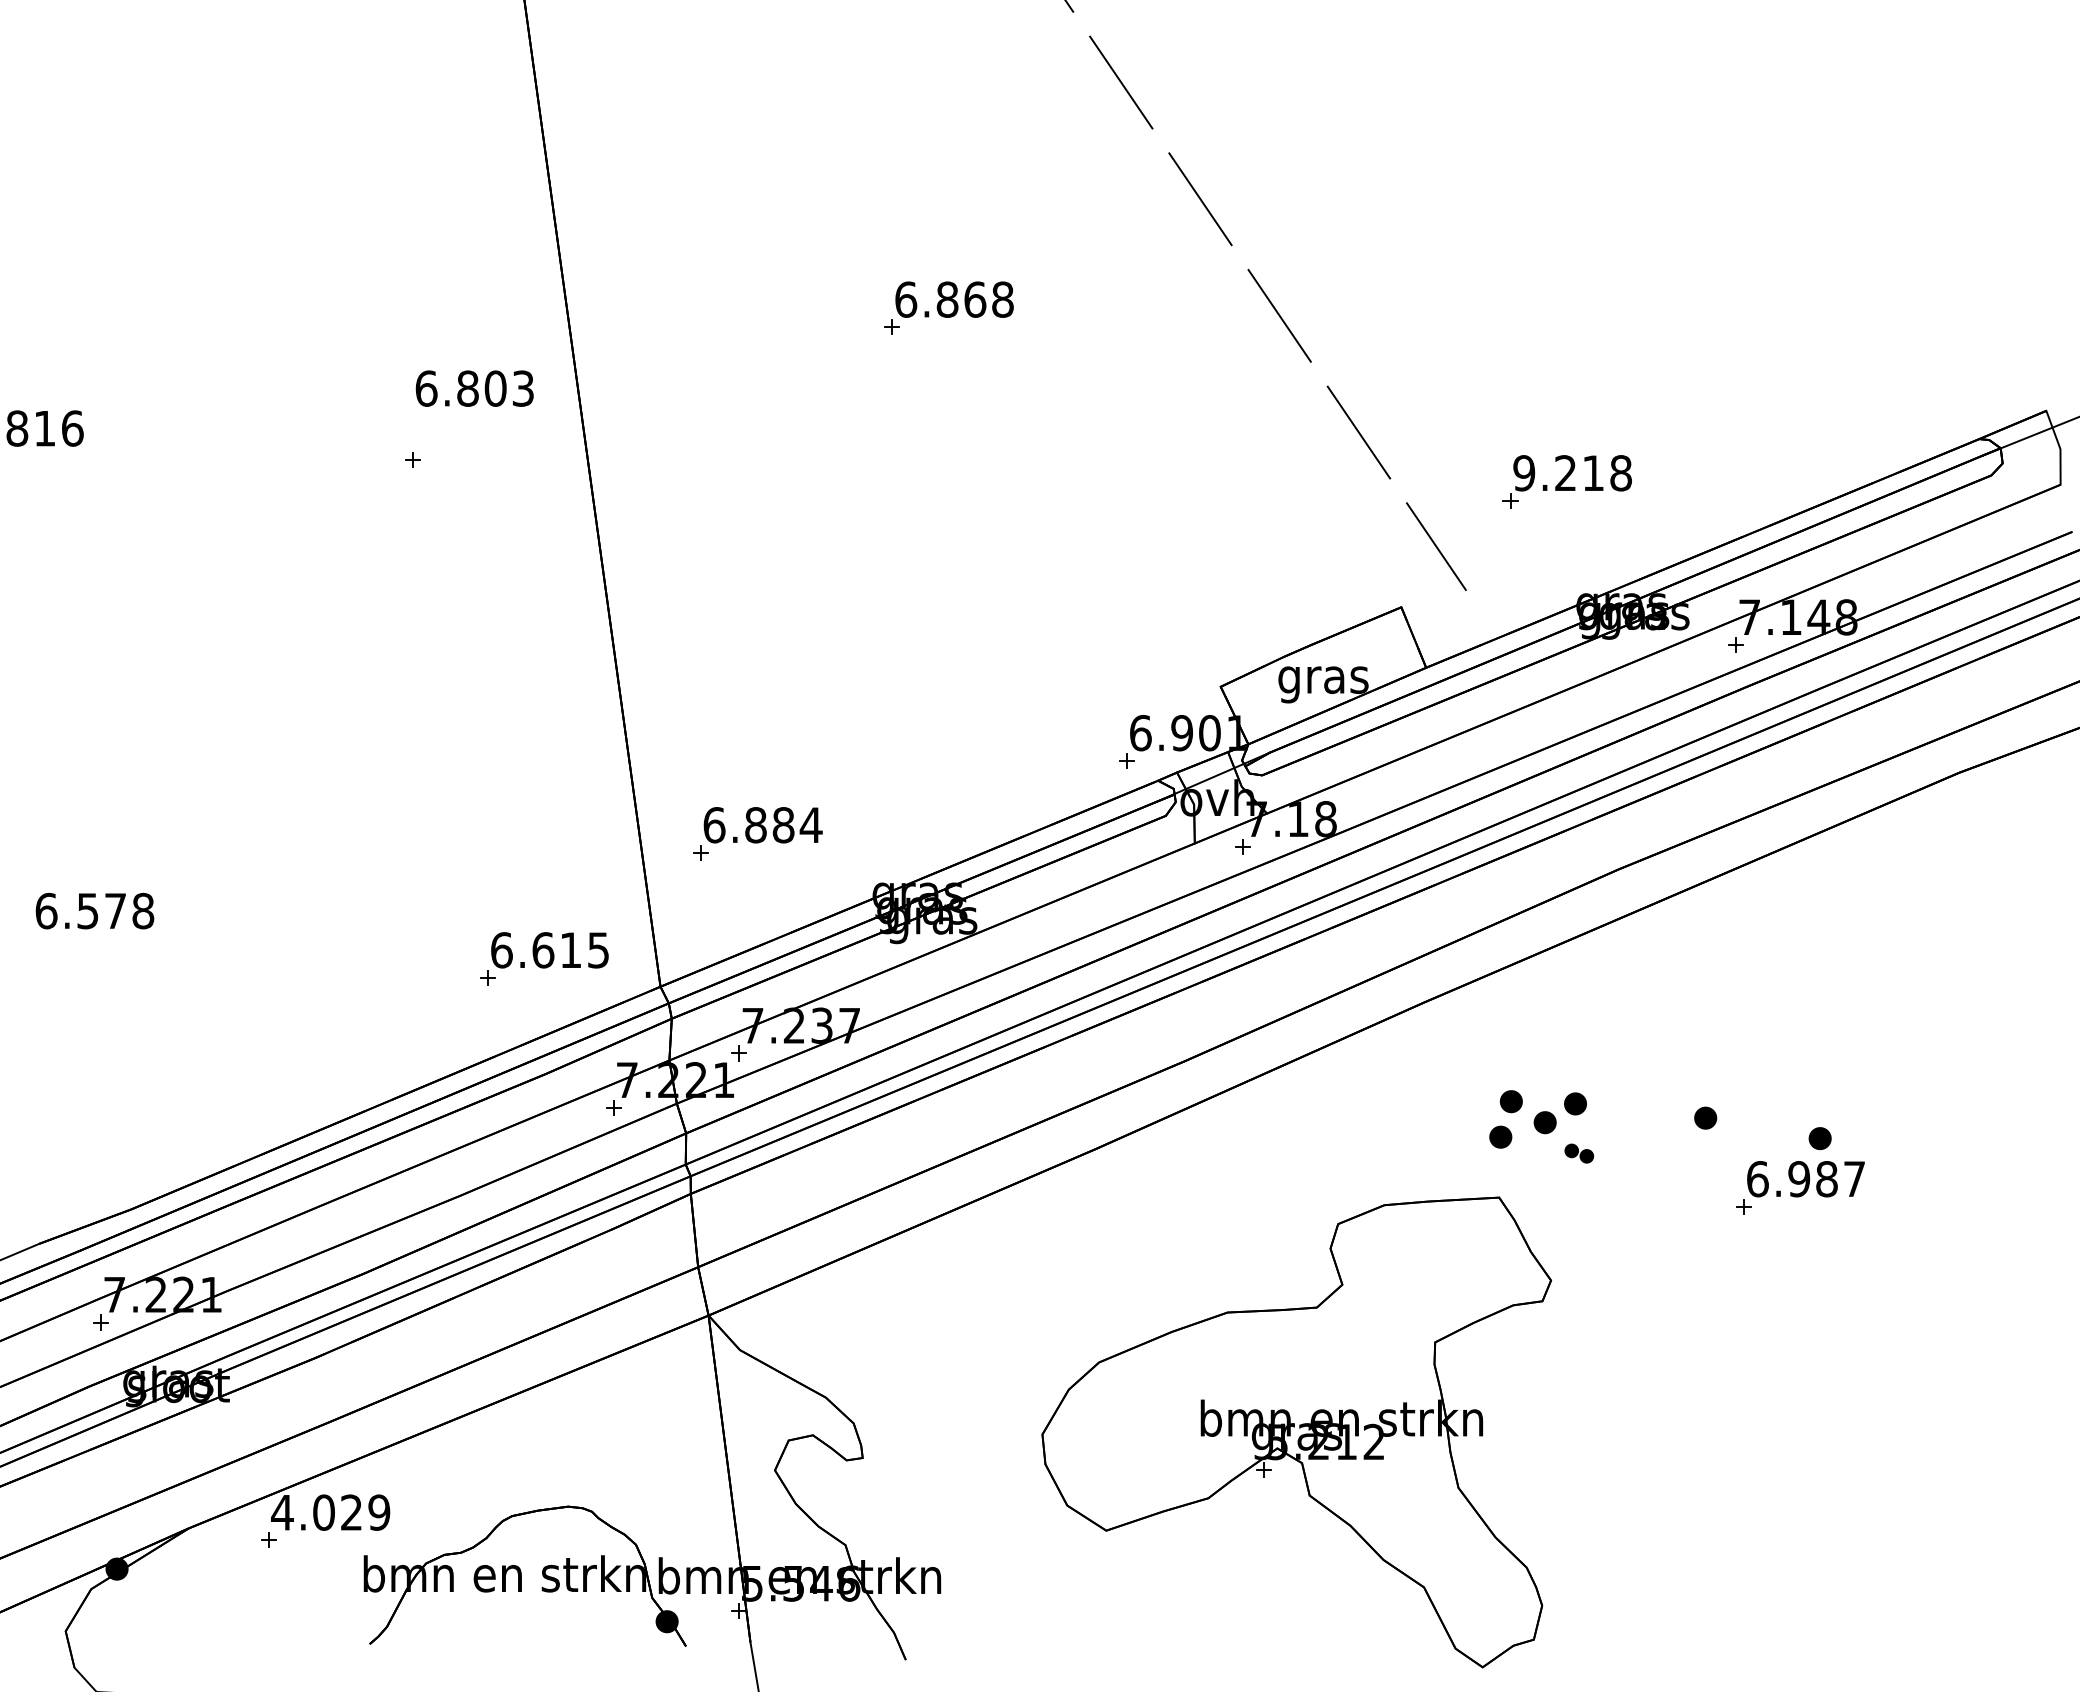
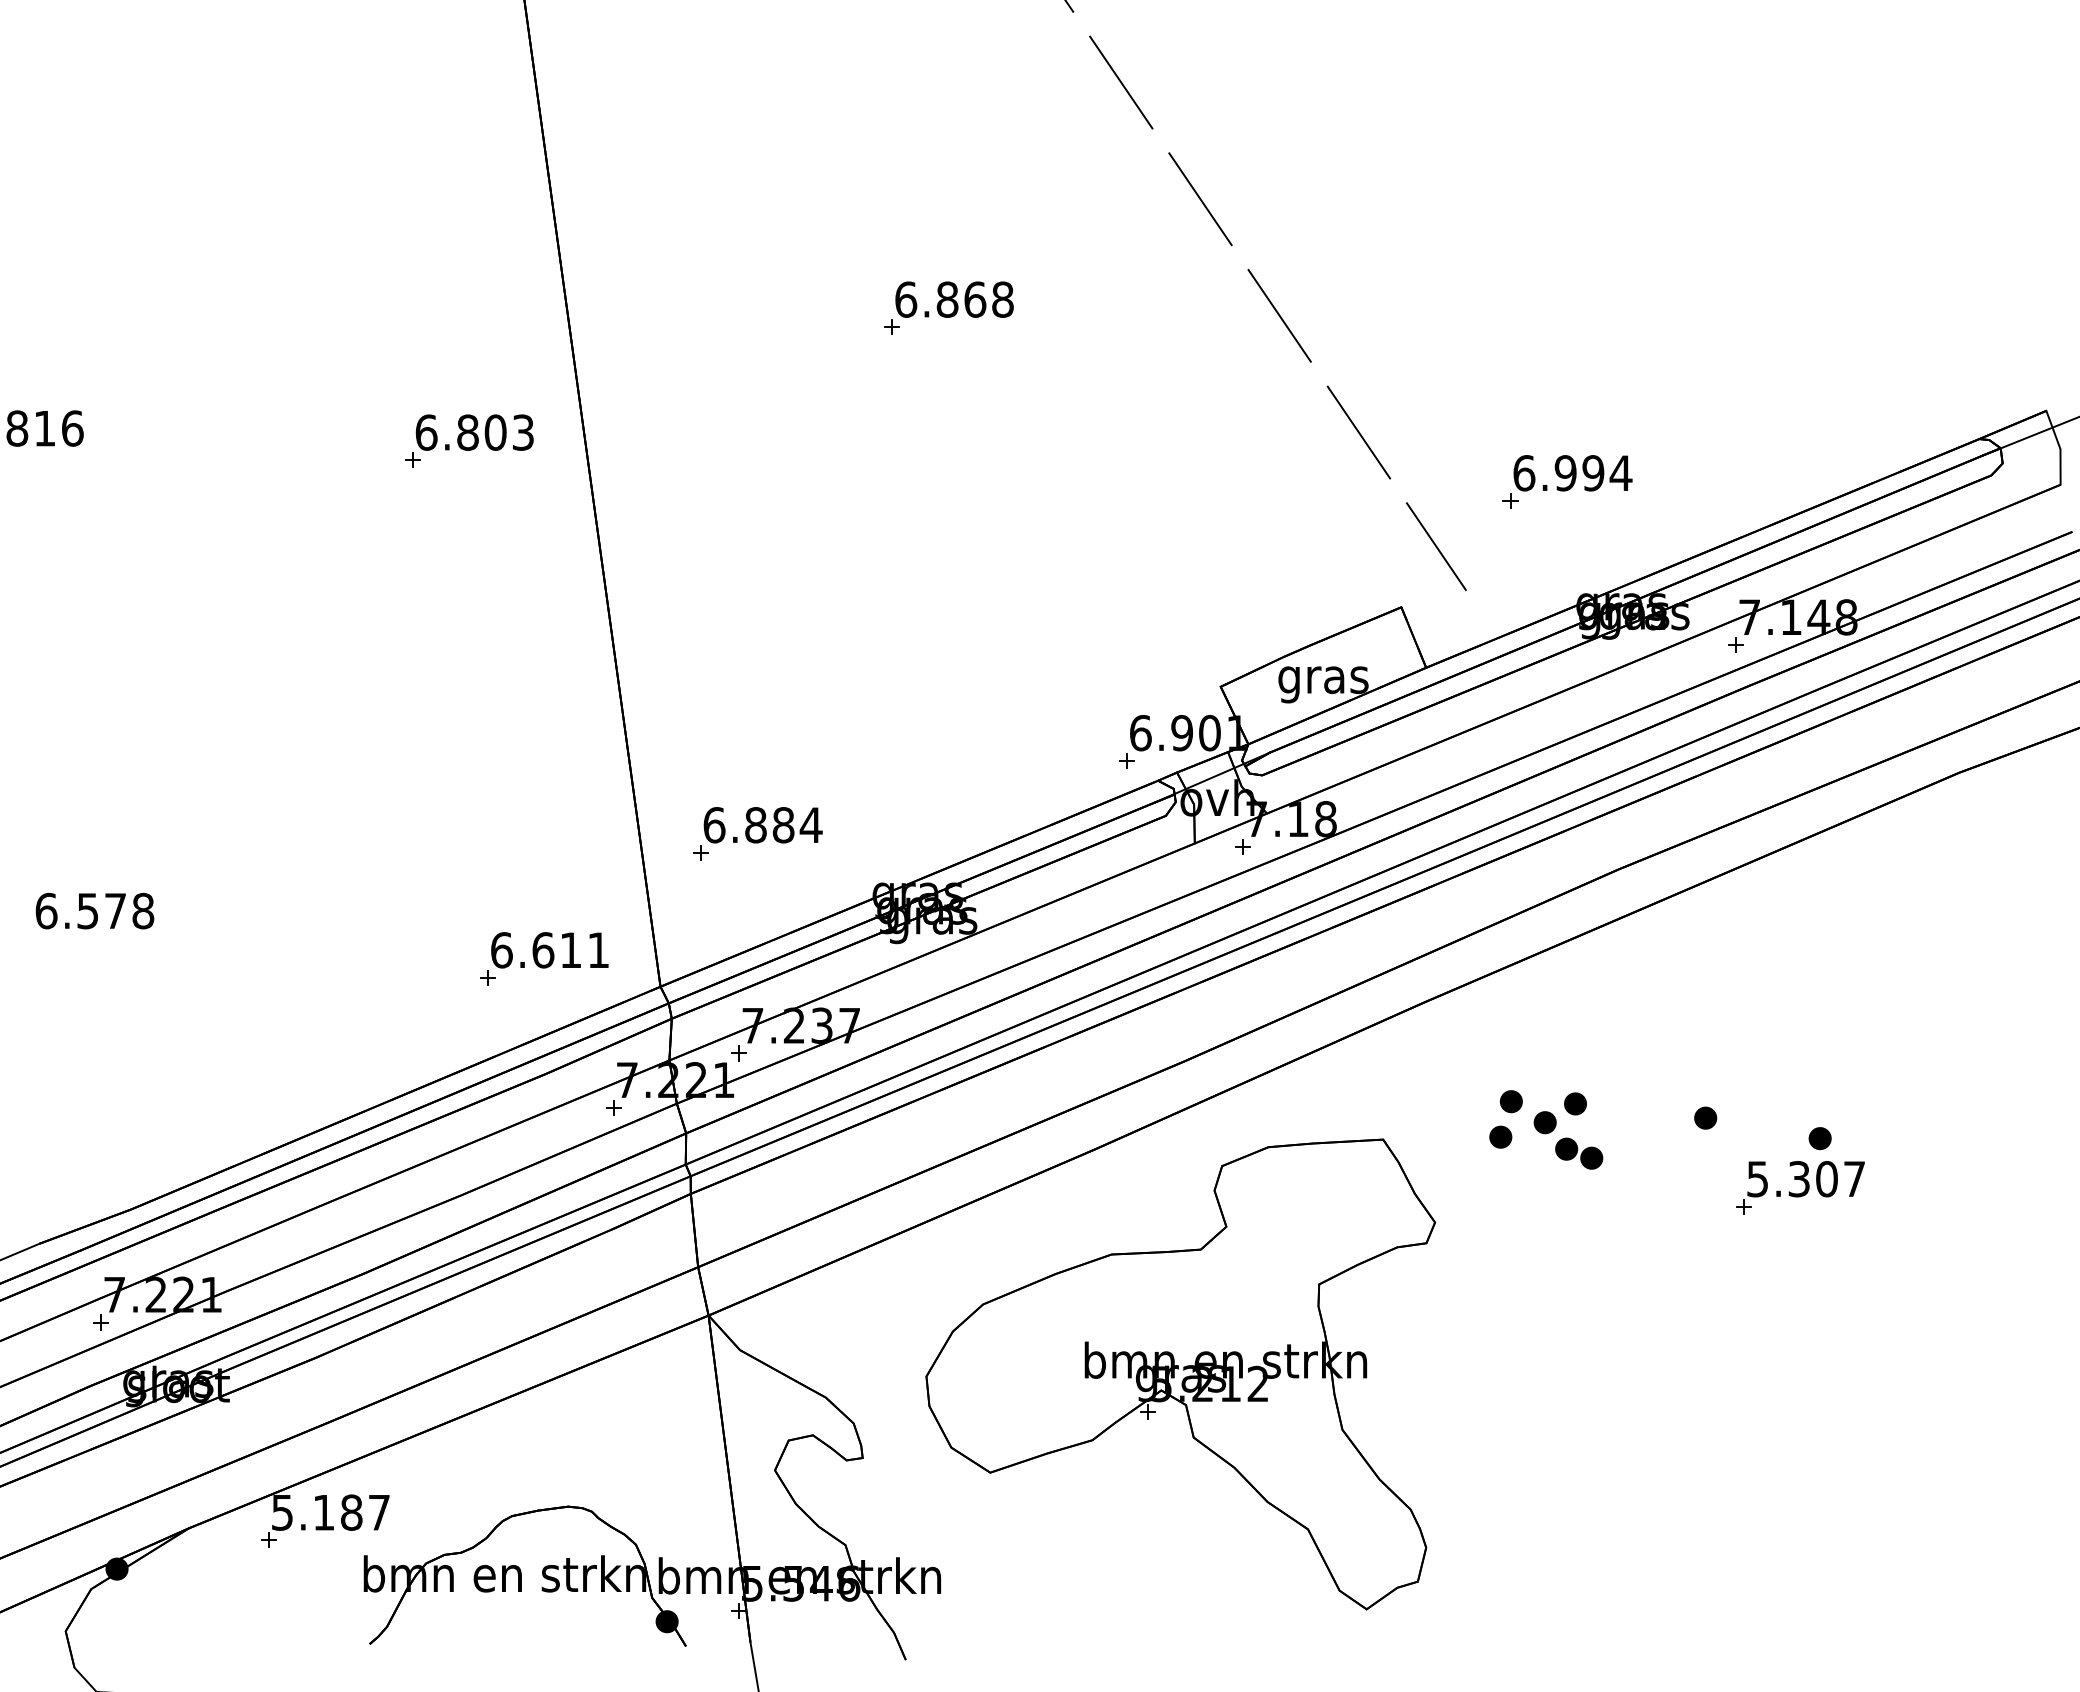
text position: (474, 388) -> (474, 432) (474, 432)
text: 9.218 -> 6.994 (1572, 473)
text: 6.615 -> 6.611 (598, 950)
part size: 31x21 px -> 49x33 px (1579, 1153)
text: 6.987 -> 5.307 (1792, 1179)
part position: (1296, 1432) -> (1180, 1374) (1180, 1374)
text: 4.029 -> 5.187 (330, 1512)
